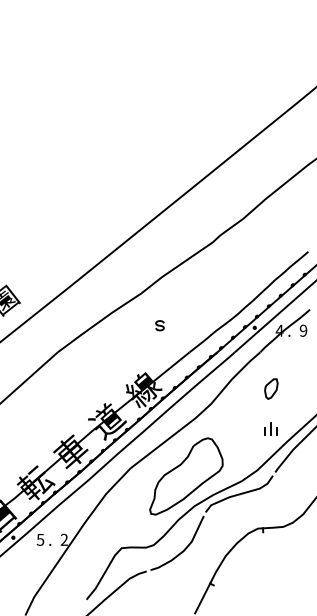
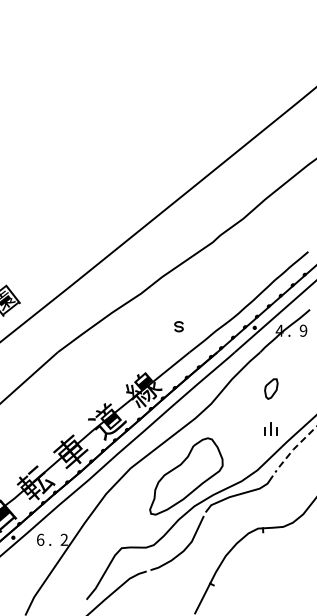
part position: (159, 325) -> (178, 326) (178, 326)
line: solid -> dashed (293, 449)
text: 5 -> 6 (40, 539)
